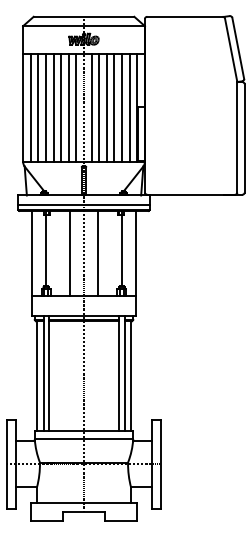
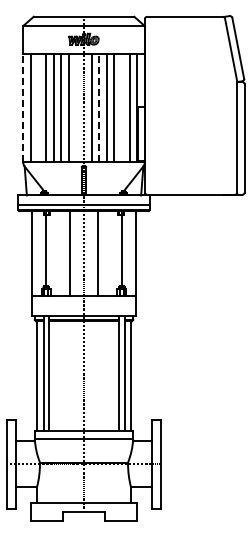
line: present -> none (38, 107)
line: present -> none (76, 107)
line: present -> none (122, 107)
line: solid -> dashed (23, 108)
line: solid -> dashed (99, 108)
